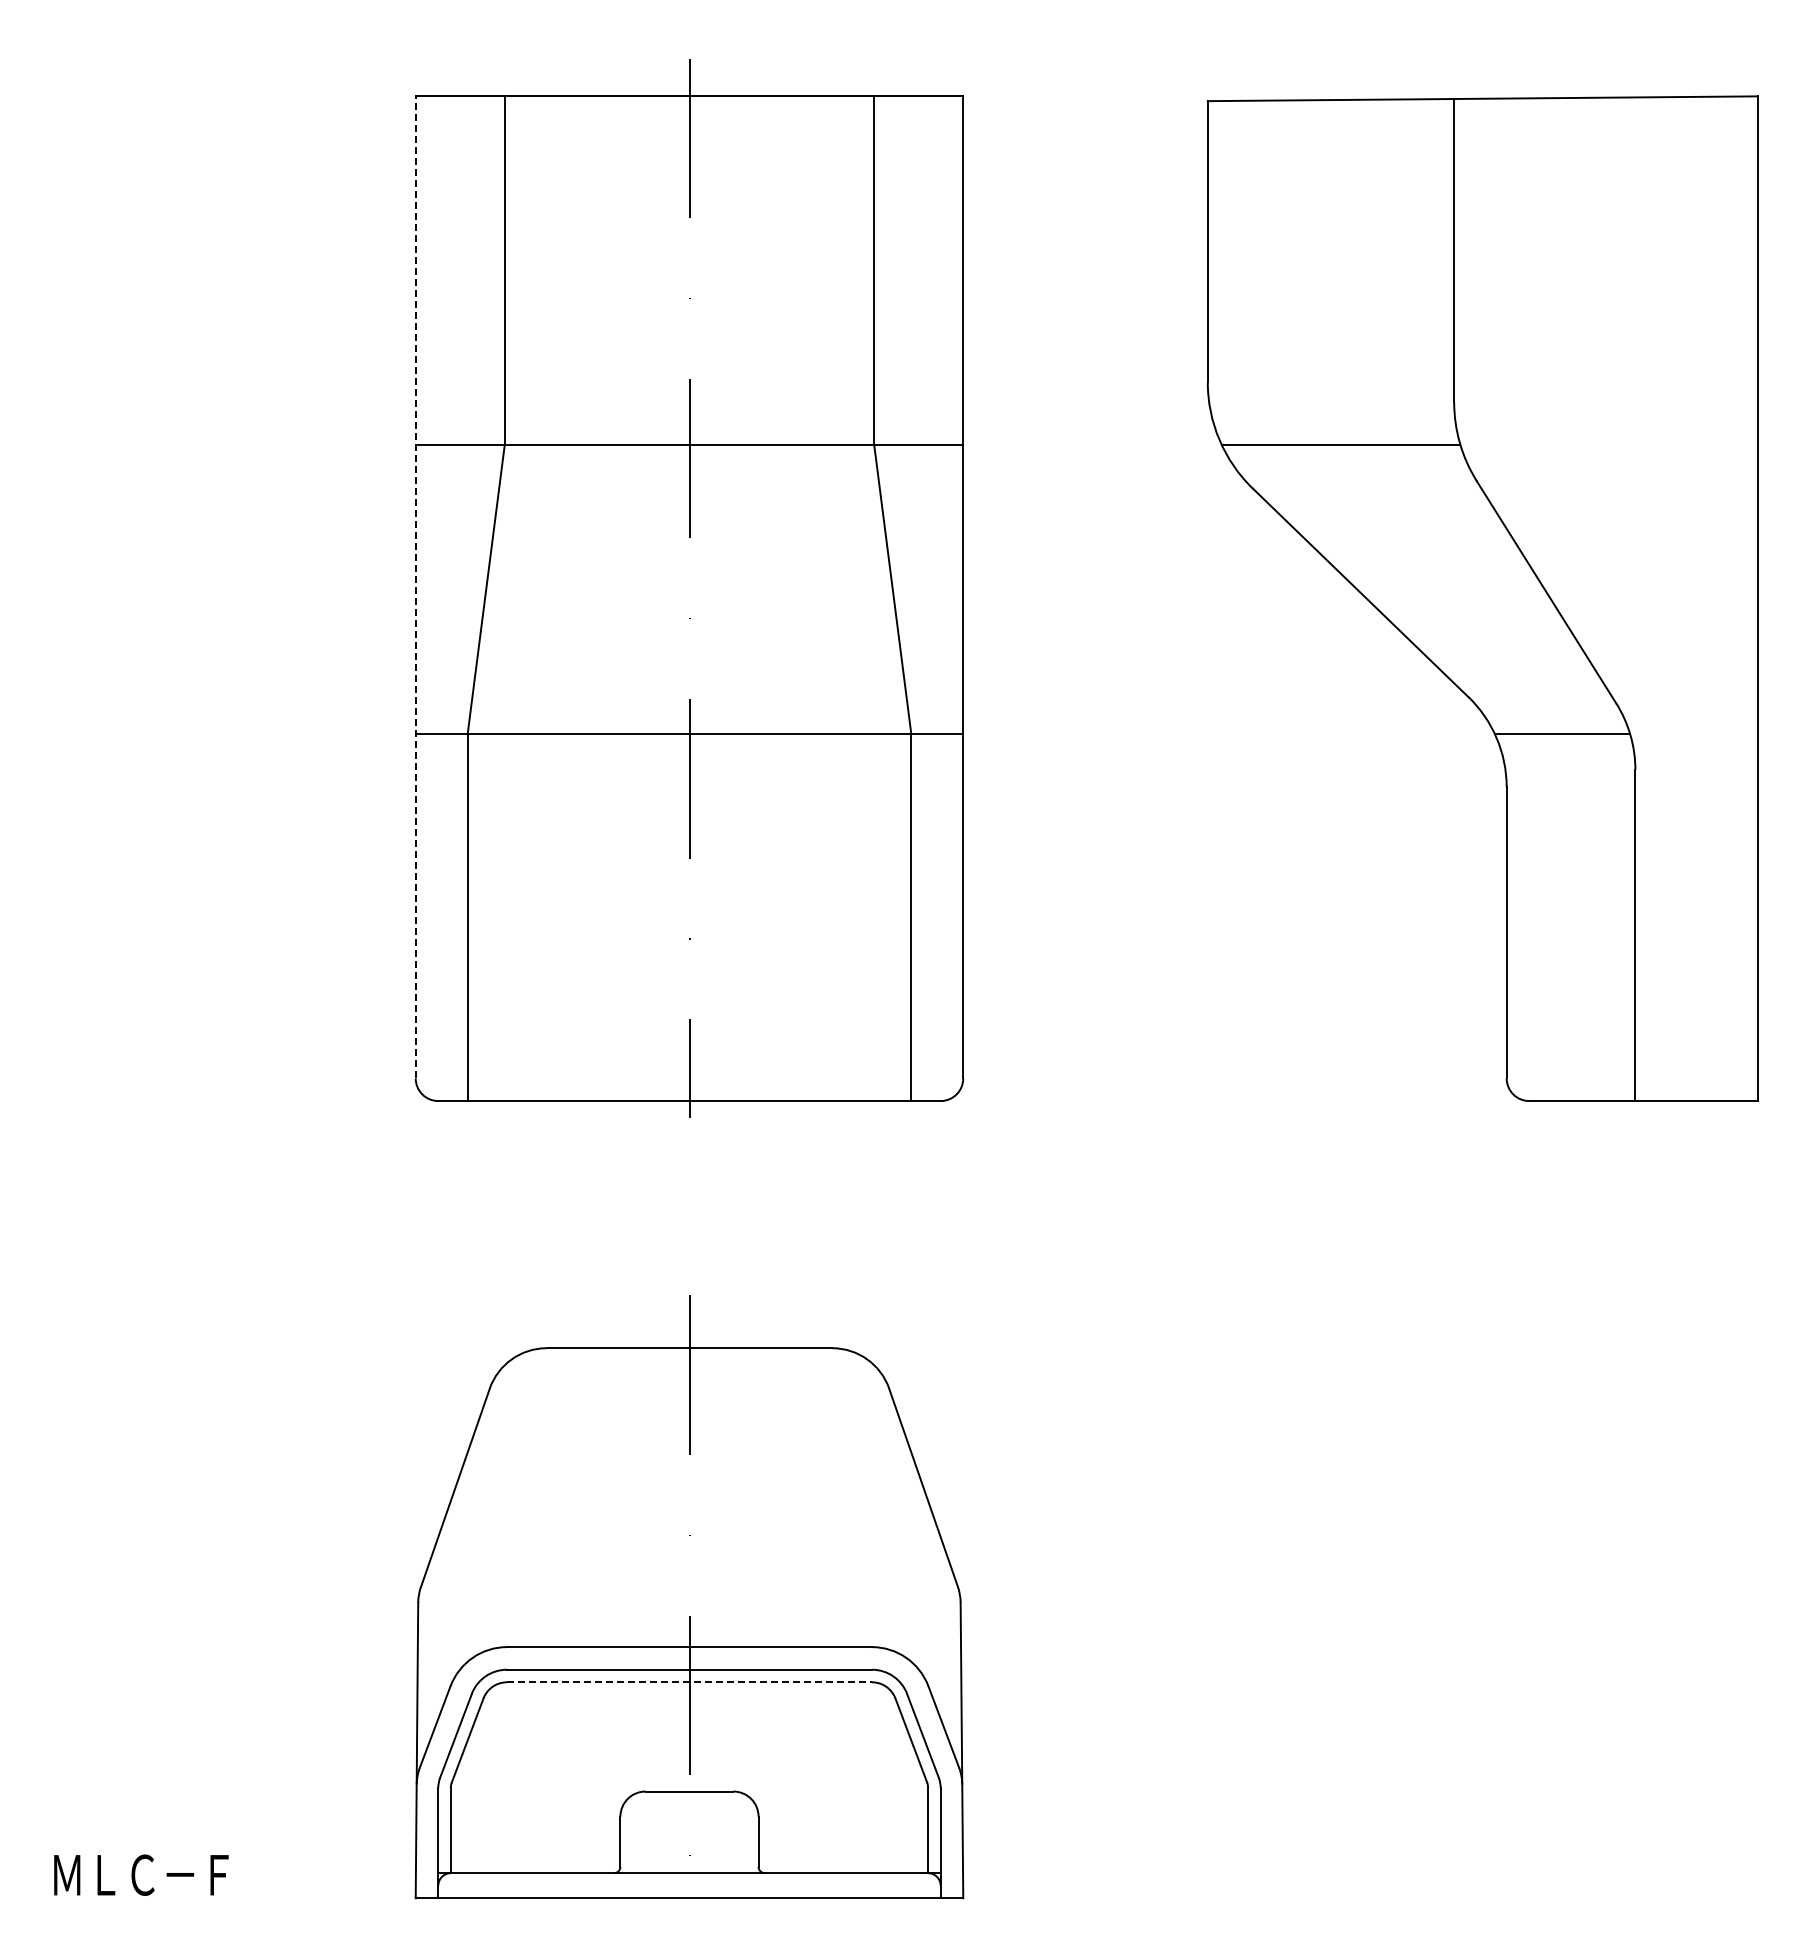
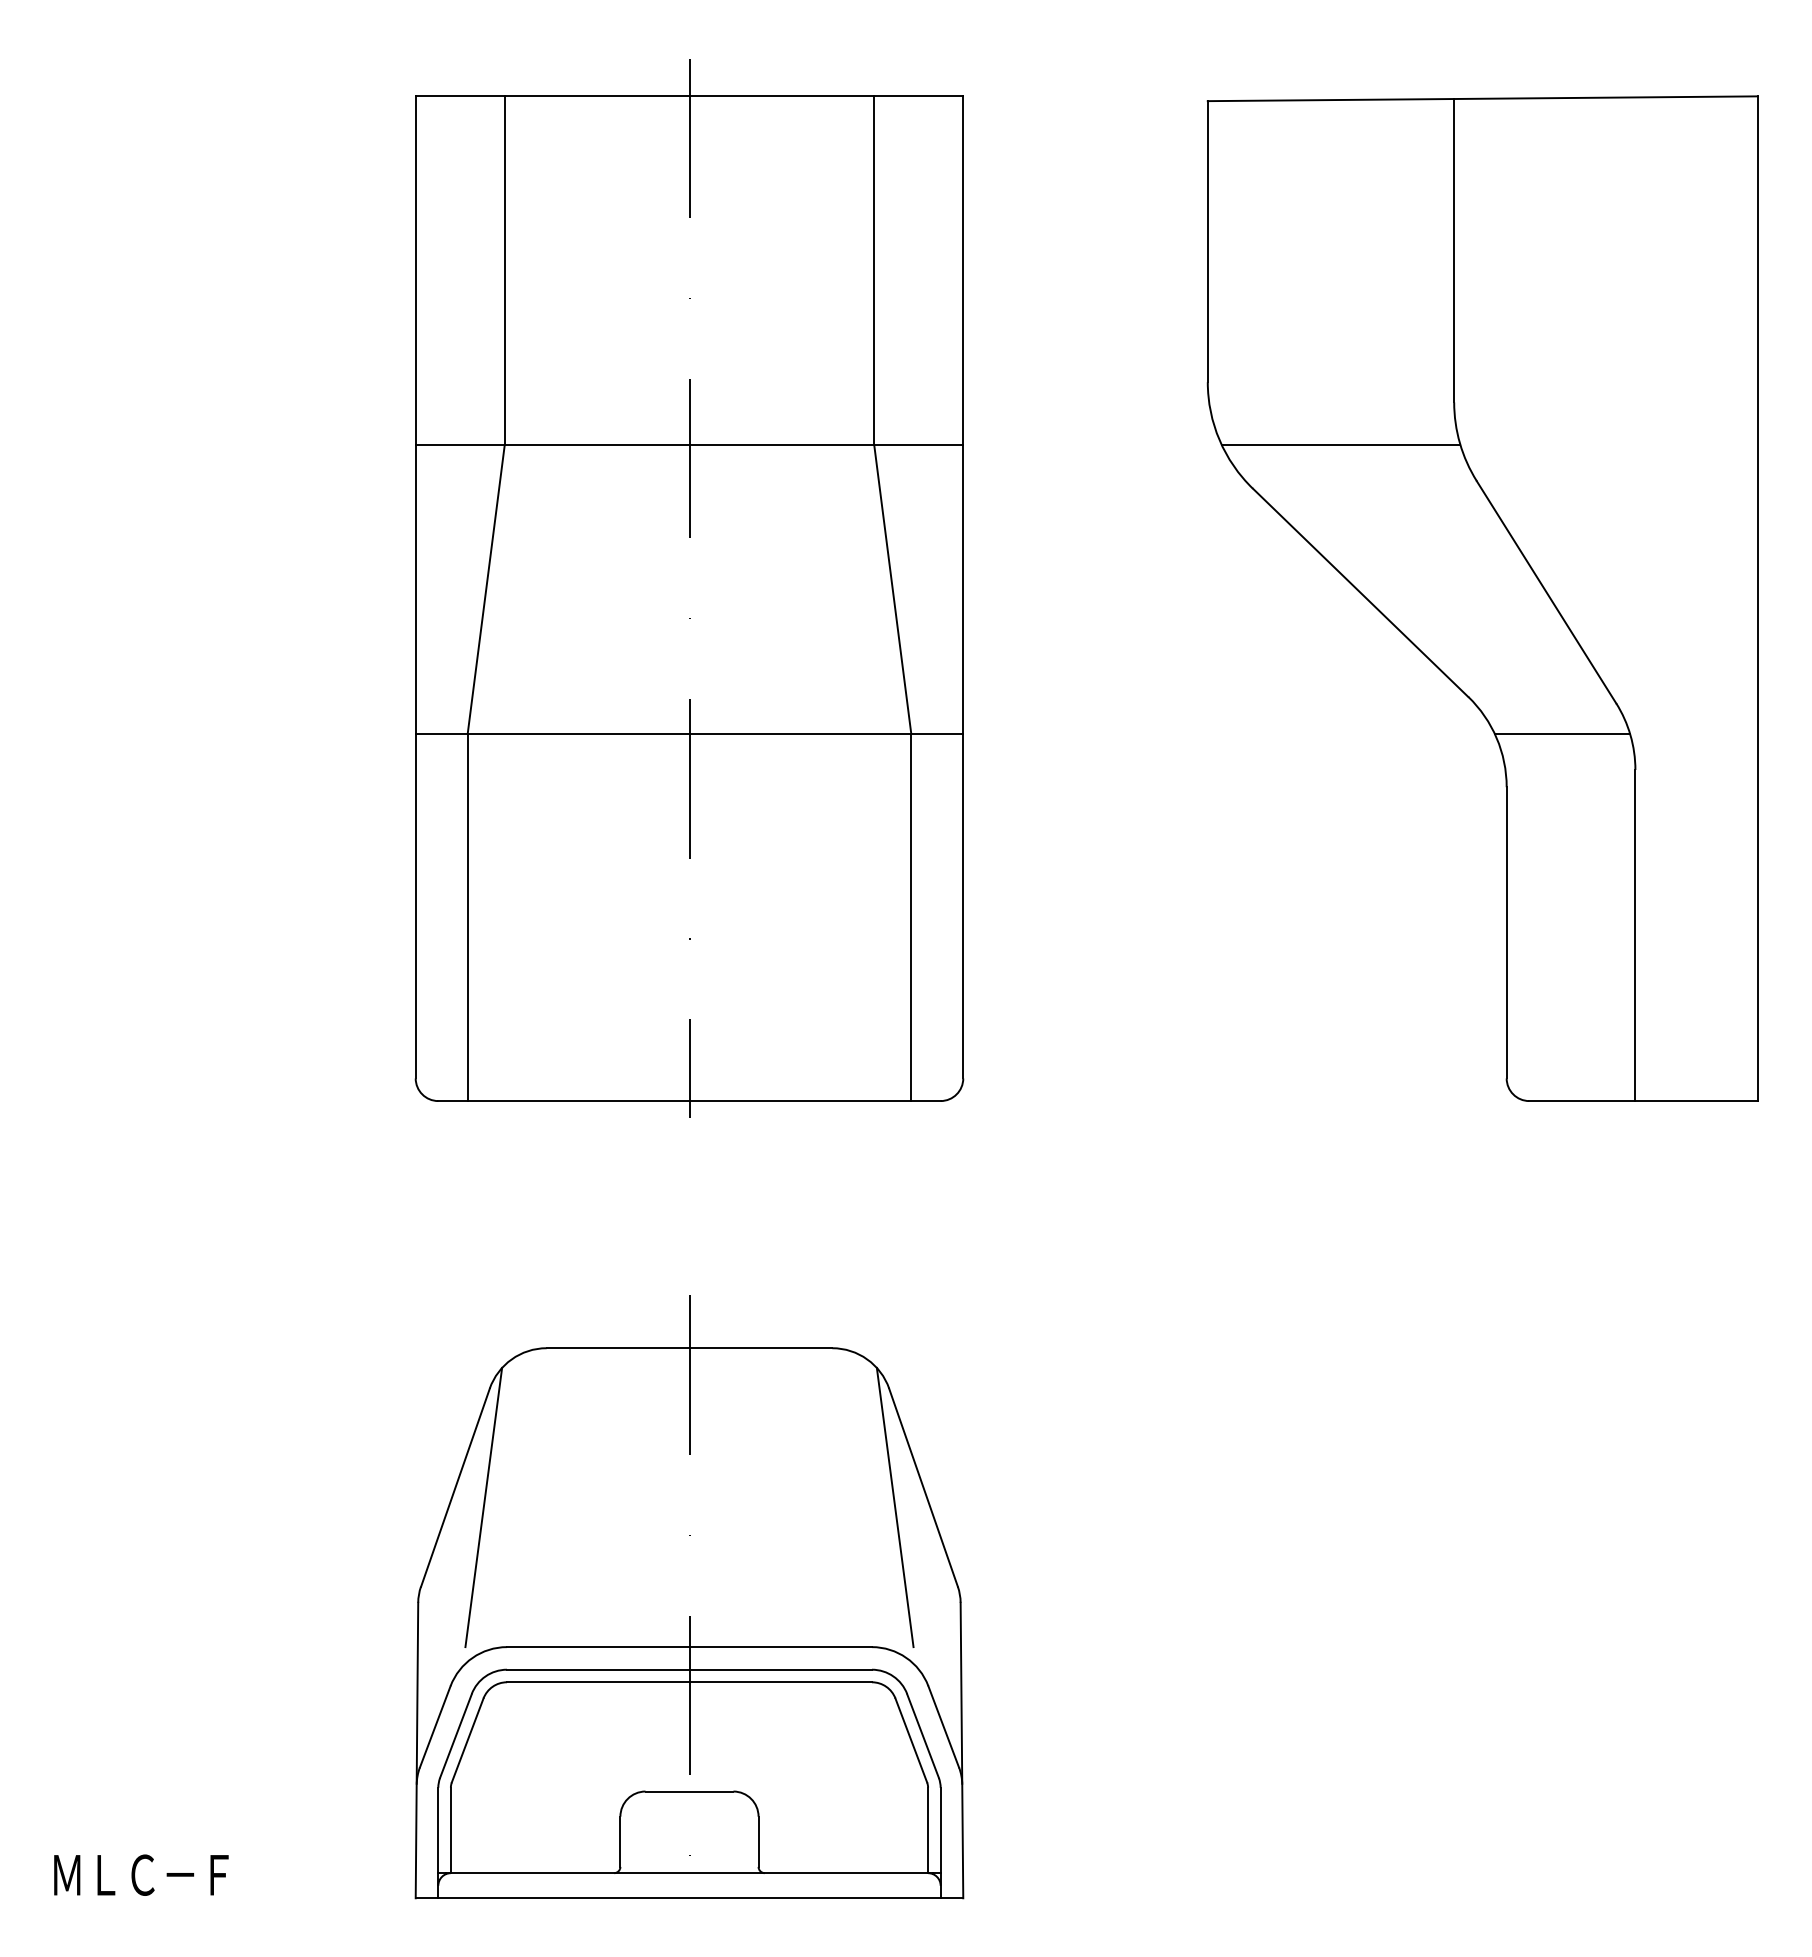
line: dashed -> solid (415, 586)
line: none -> present (483, 1507)
line: none -> present (894, 1507)
line: dashed -> solid (689, 1682)
